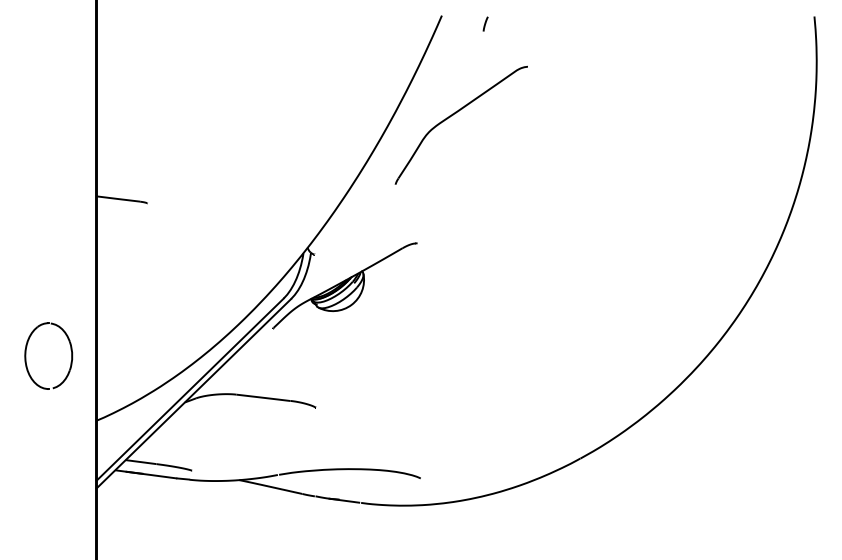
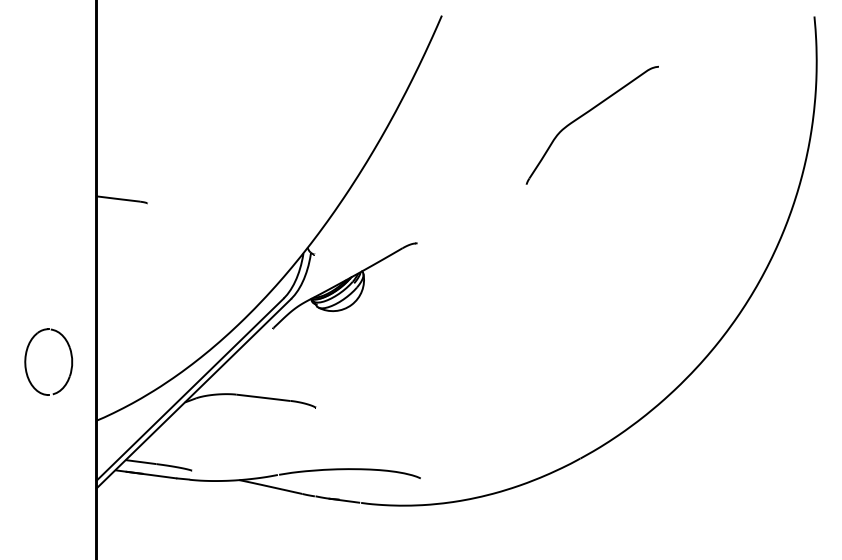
line: present -> none (485, 23)
part position: (453, 115) -> (584, 115) (584, 115)
part position: (26, 355) -> (26, 361) (26, 361)
